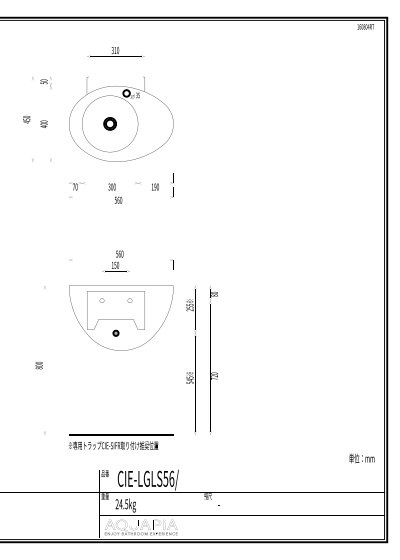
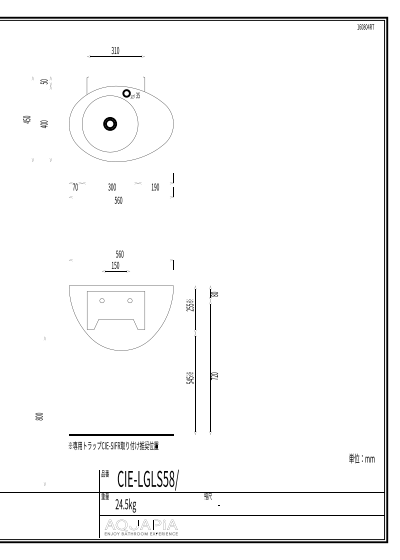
part: present -> none (115, 332)
text position: (40, 360) -> (40, 411) (40, 411)
text: CIE-LGLS56/ -> CIE-LGLS58/ (171, 478)
